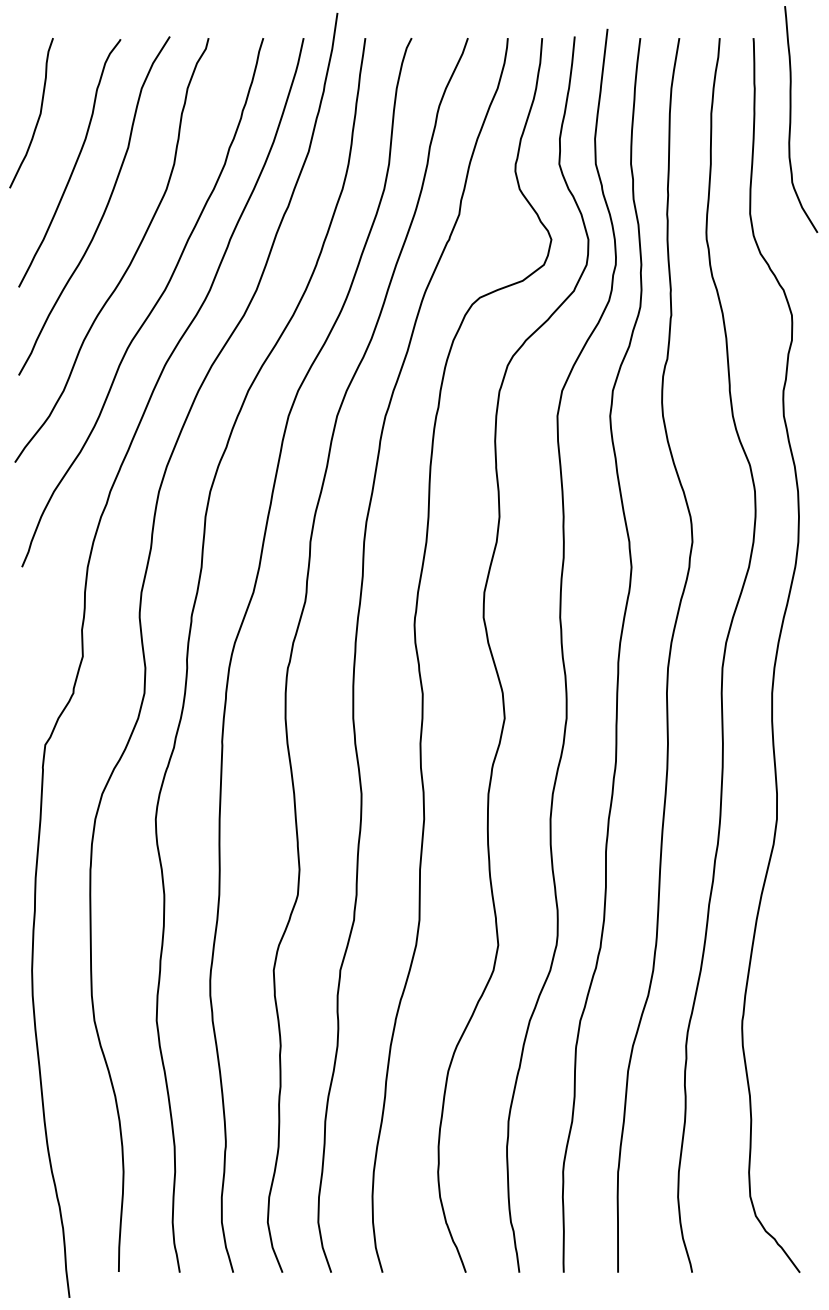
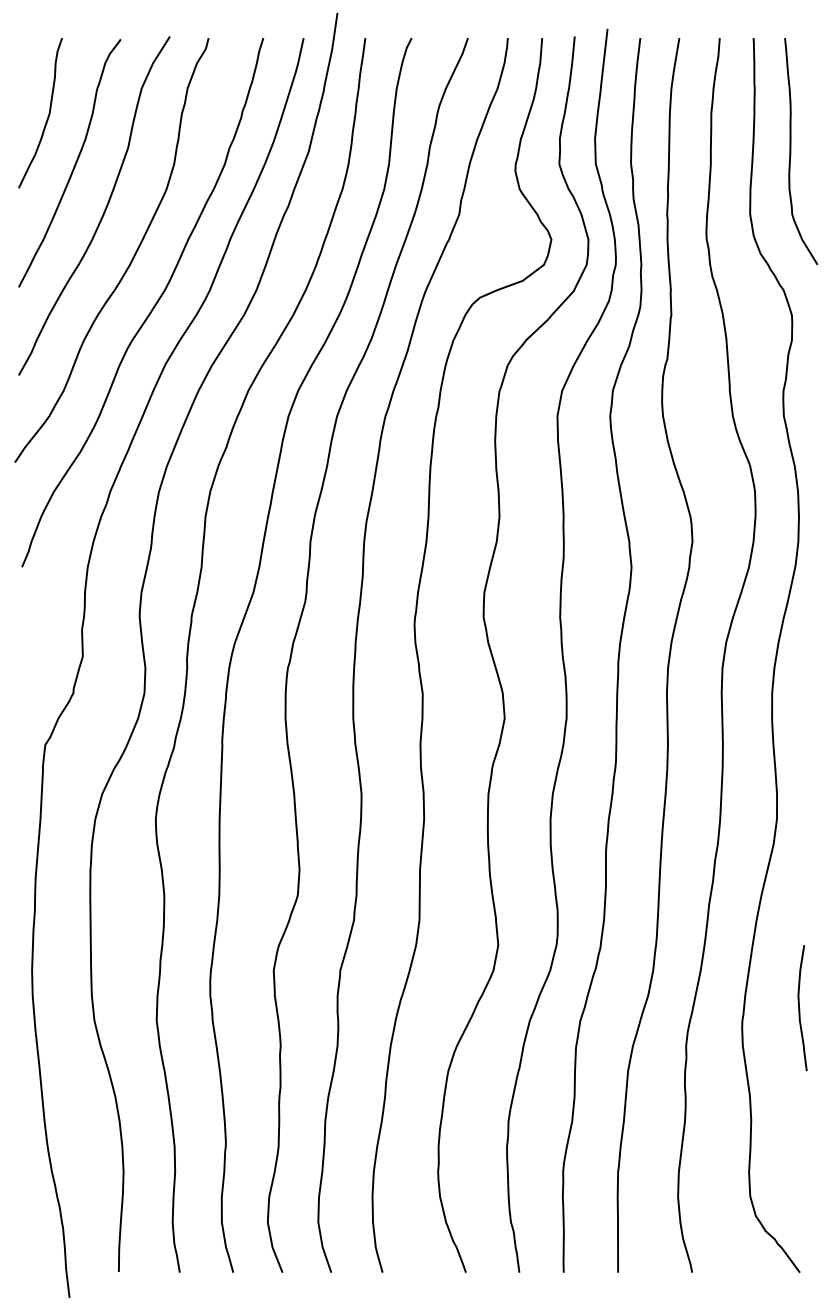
curve position: (38, 116) -> (47, 116) (47, 116)
curve position: (791, 119) -> (791, 151) (791, 151)
curve: none -> present (800, 1008)
